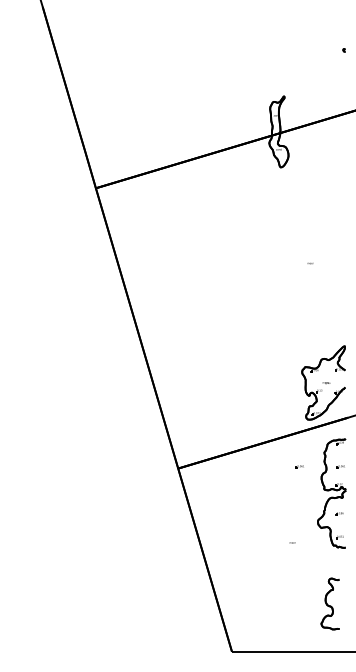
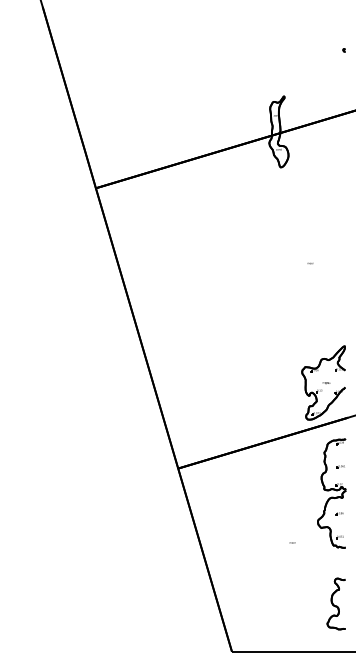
part: present -> none (299, 466)
part position: (329, 603) -> (335, 603) (335, 603)
